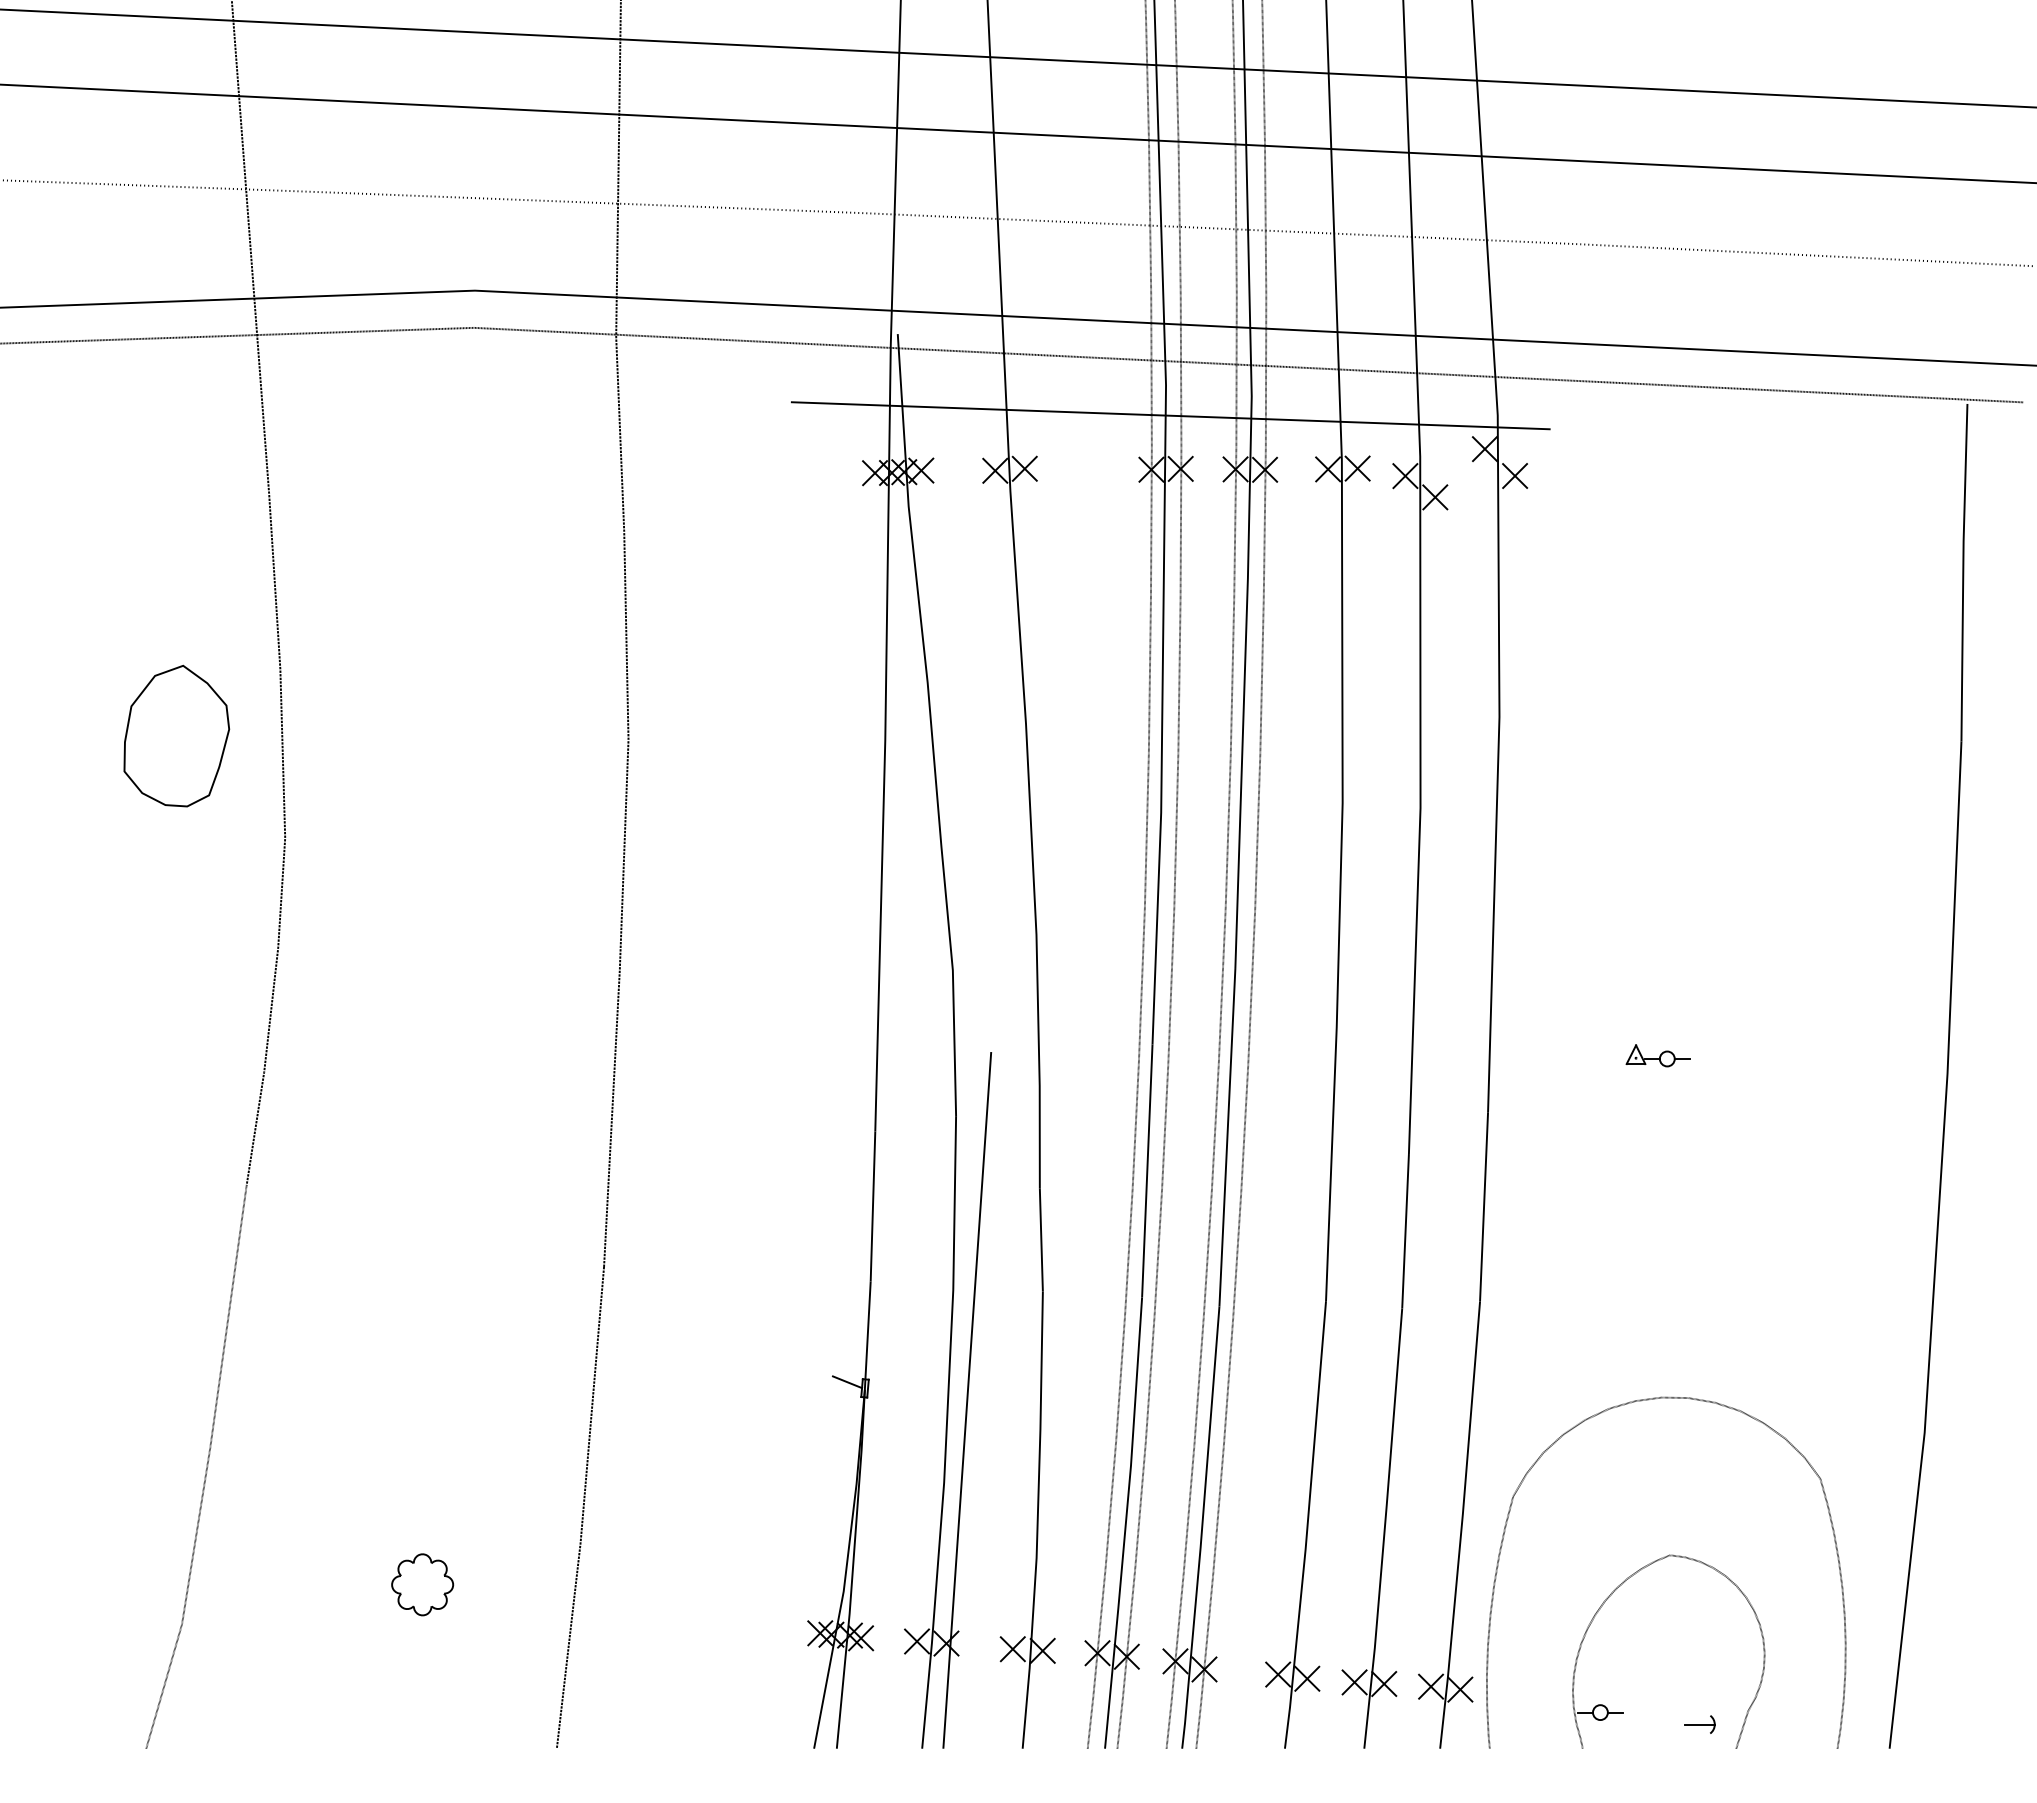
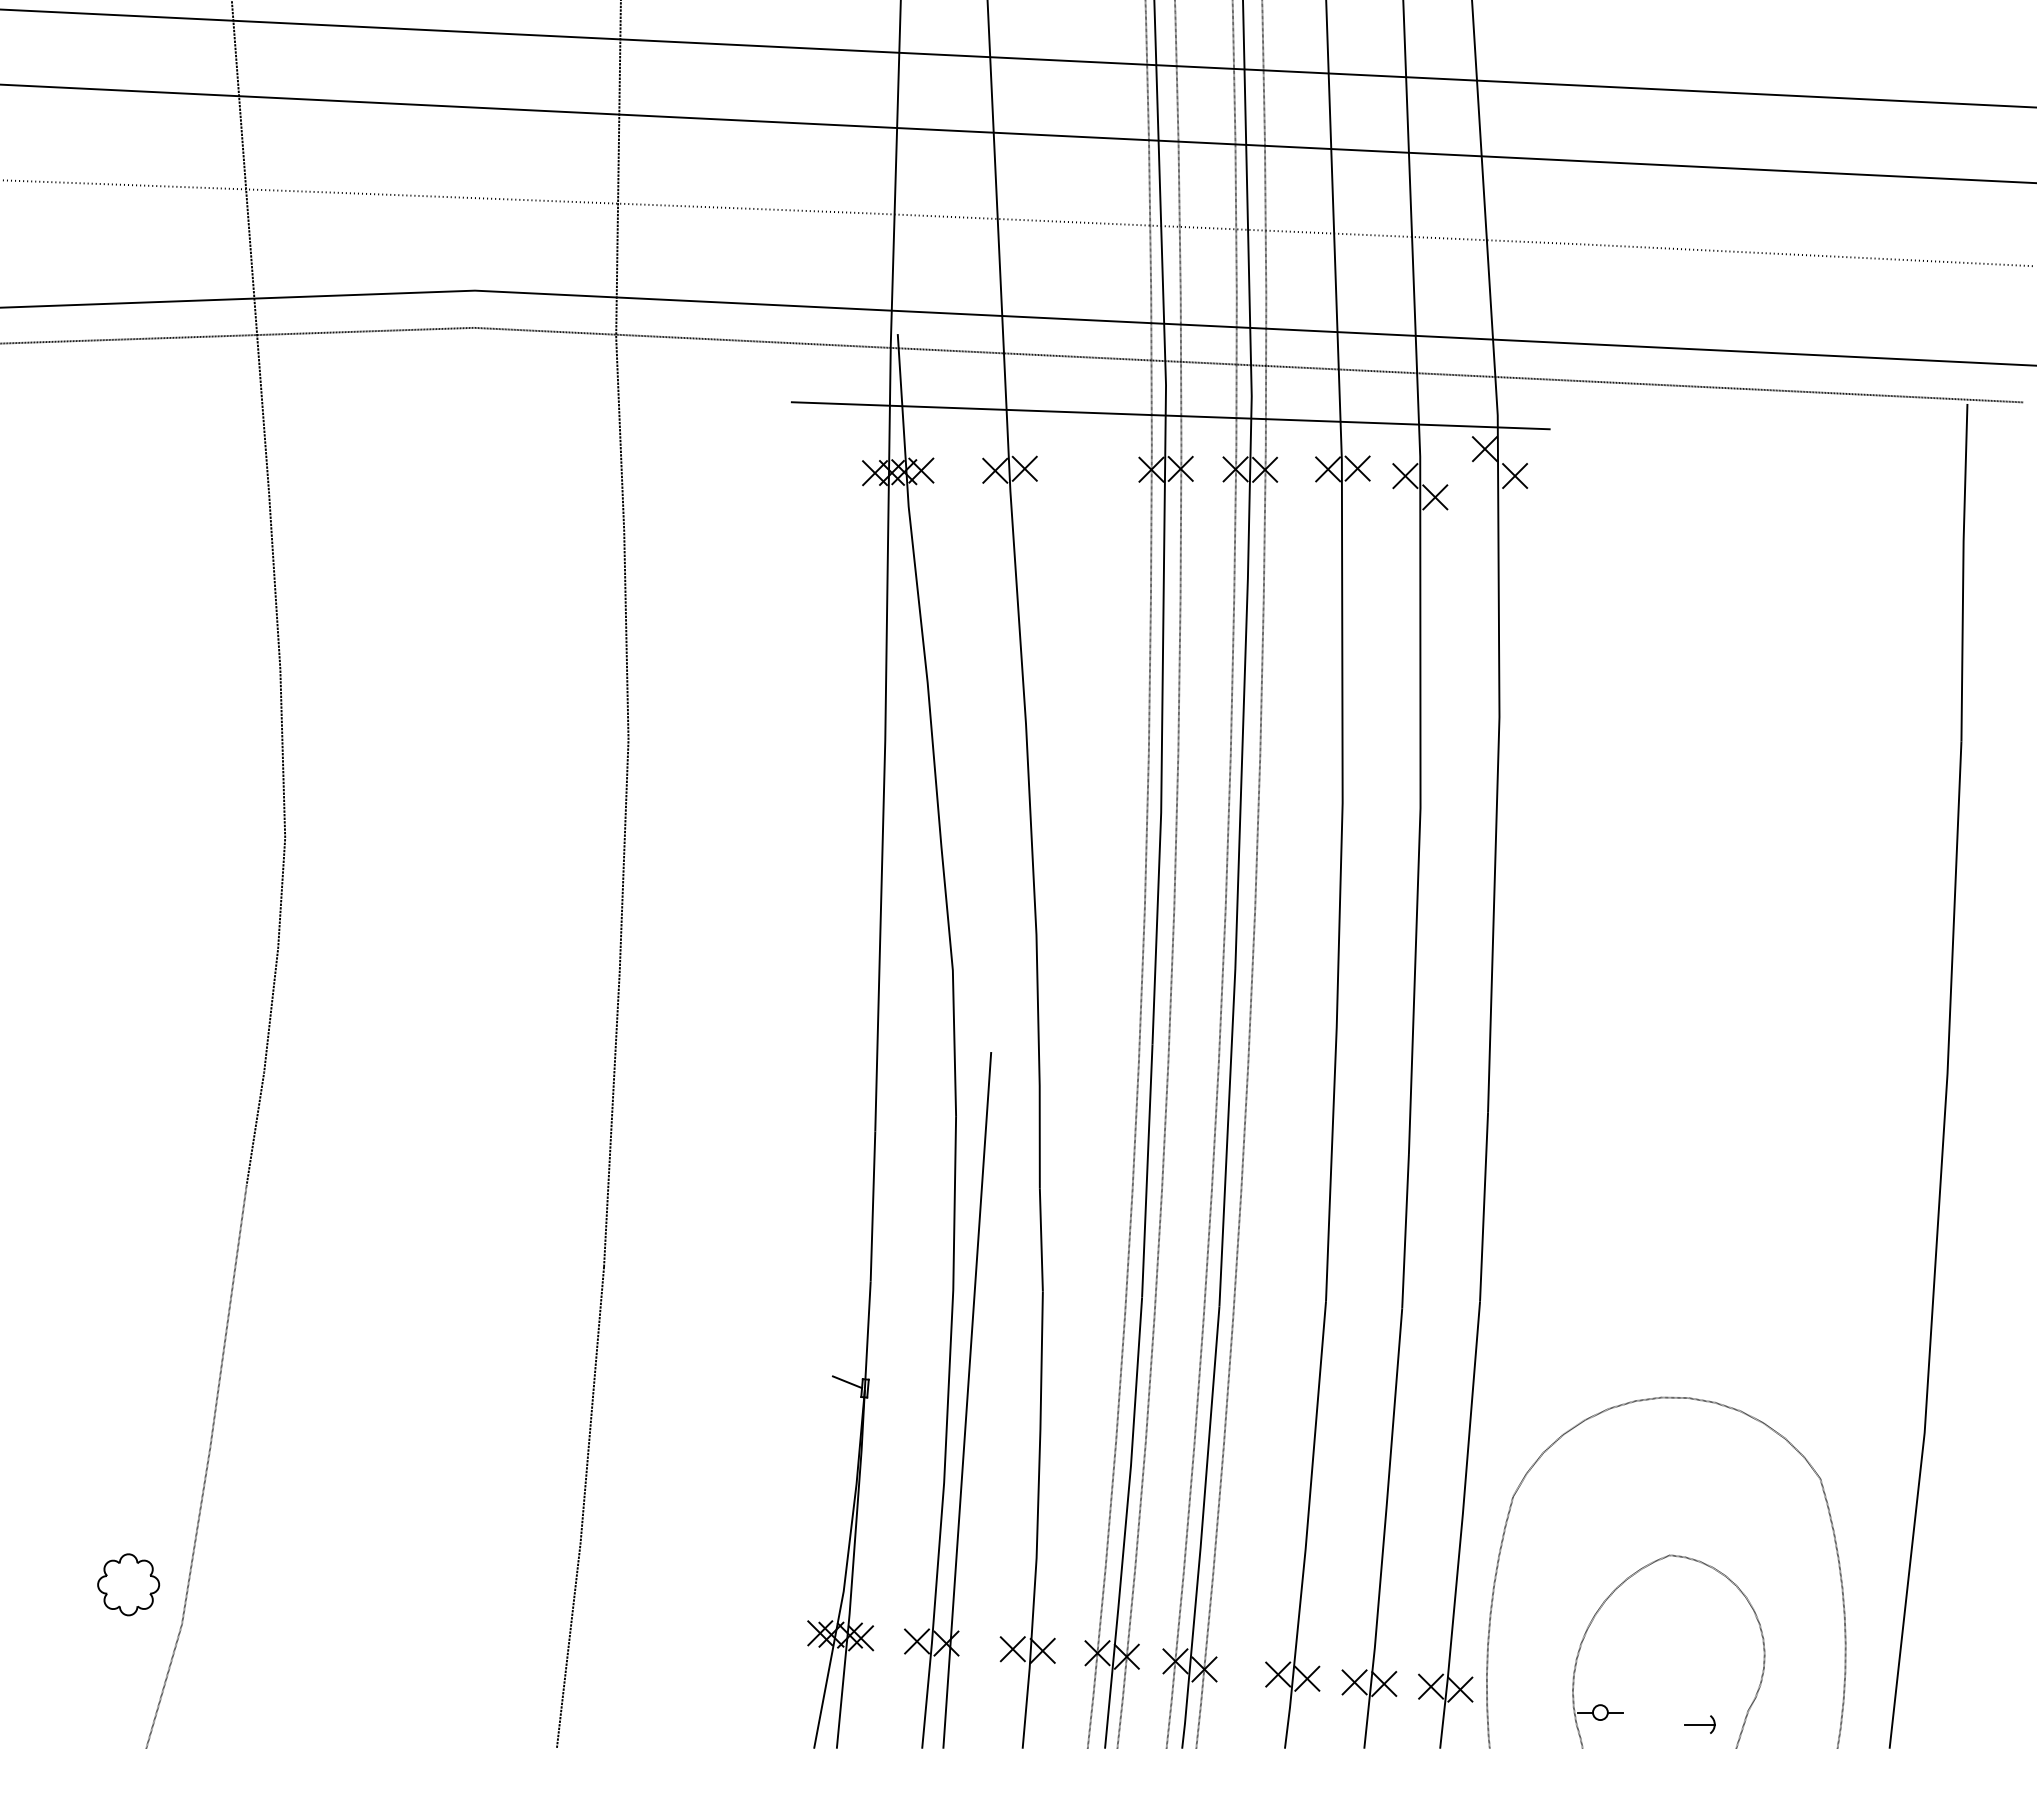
part: present -> none (176, 735)
part: present -> none (1657, 1055)
part position: (422, 1584) -> (128, 1584) (128, 1584)
